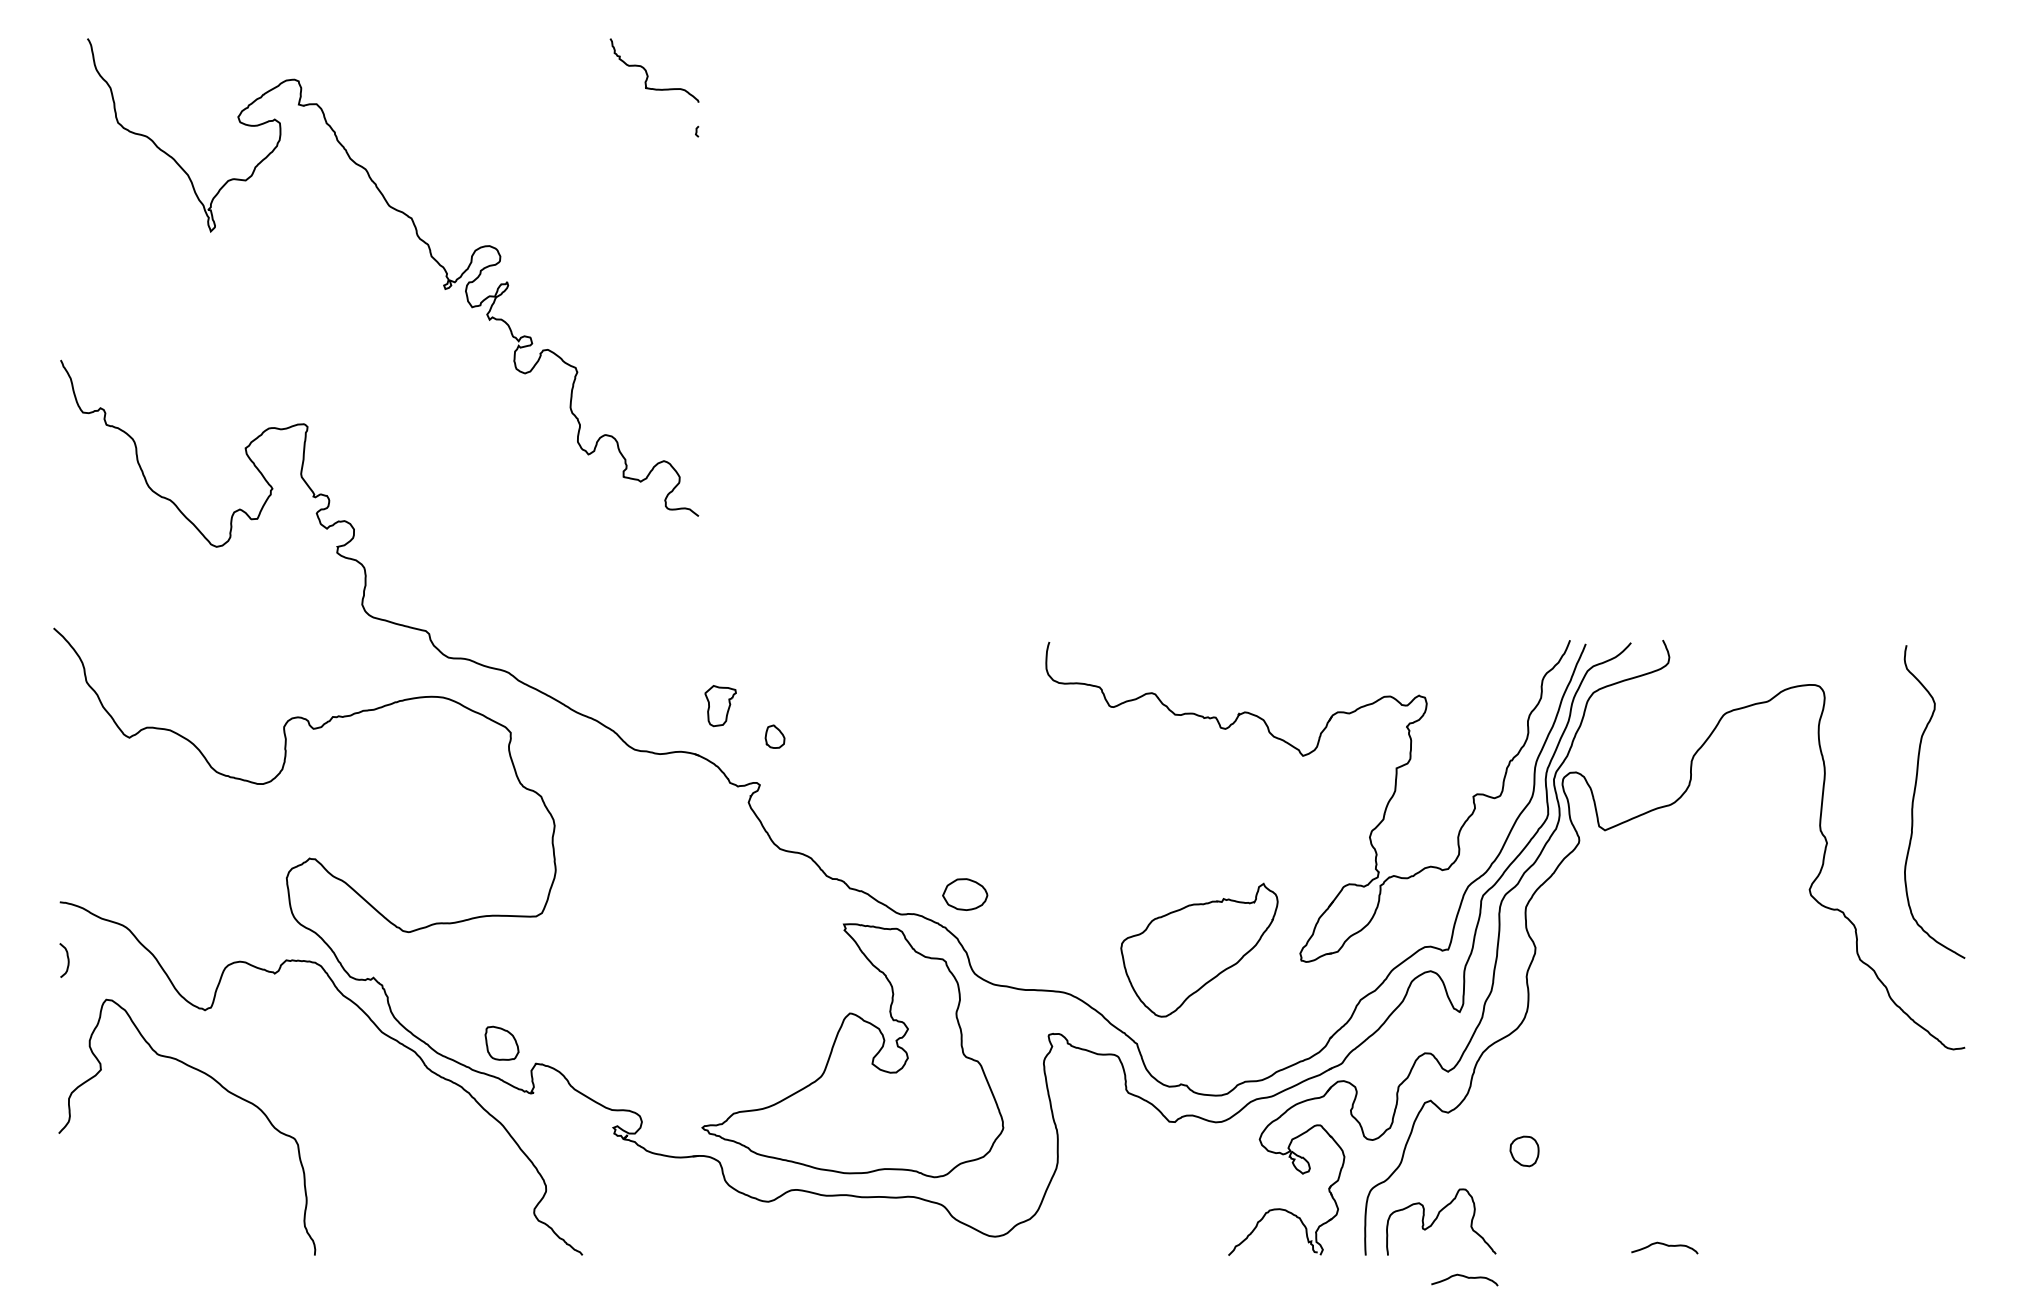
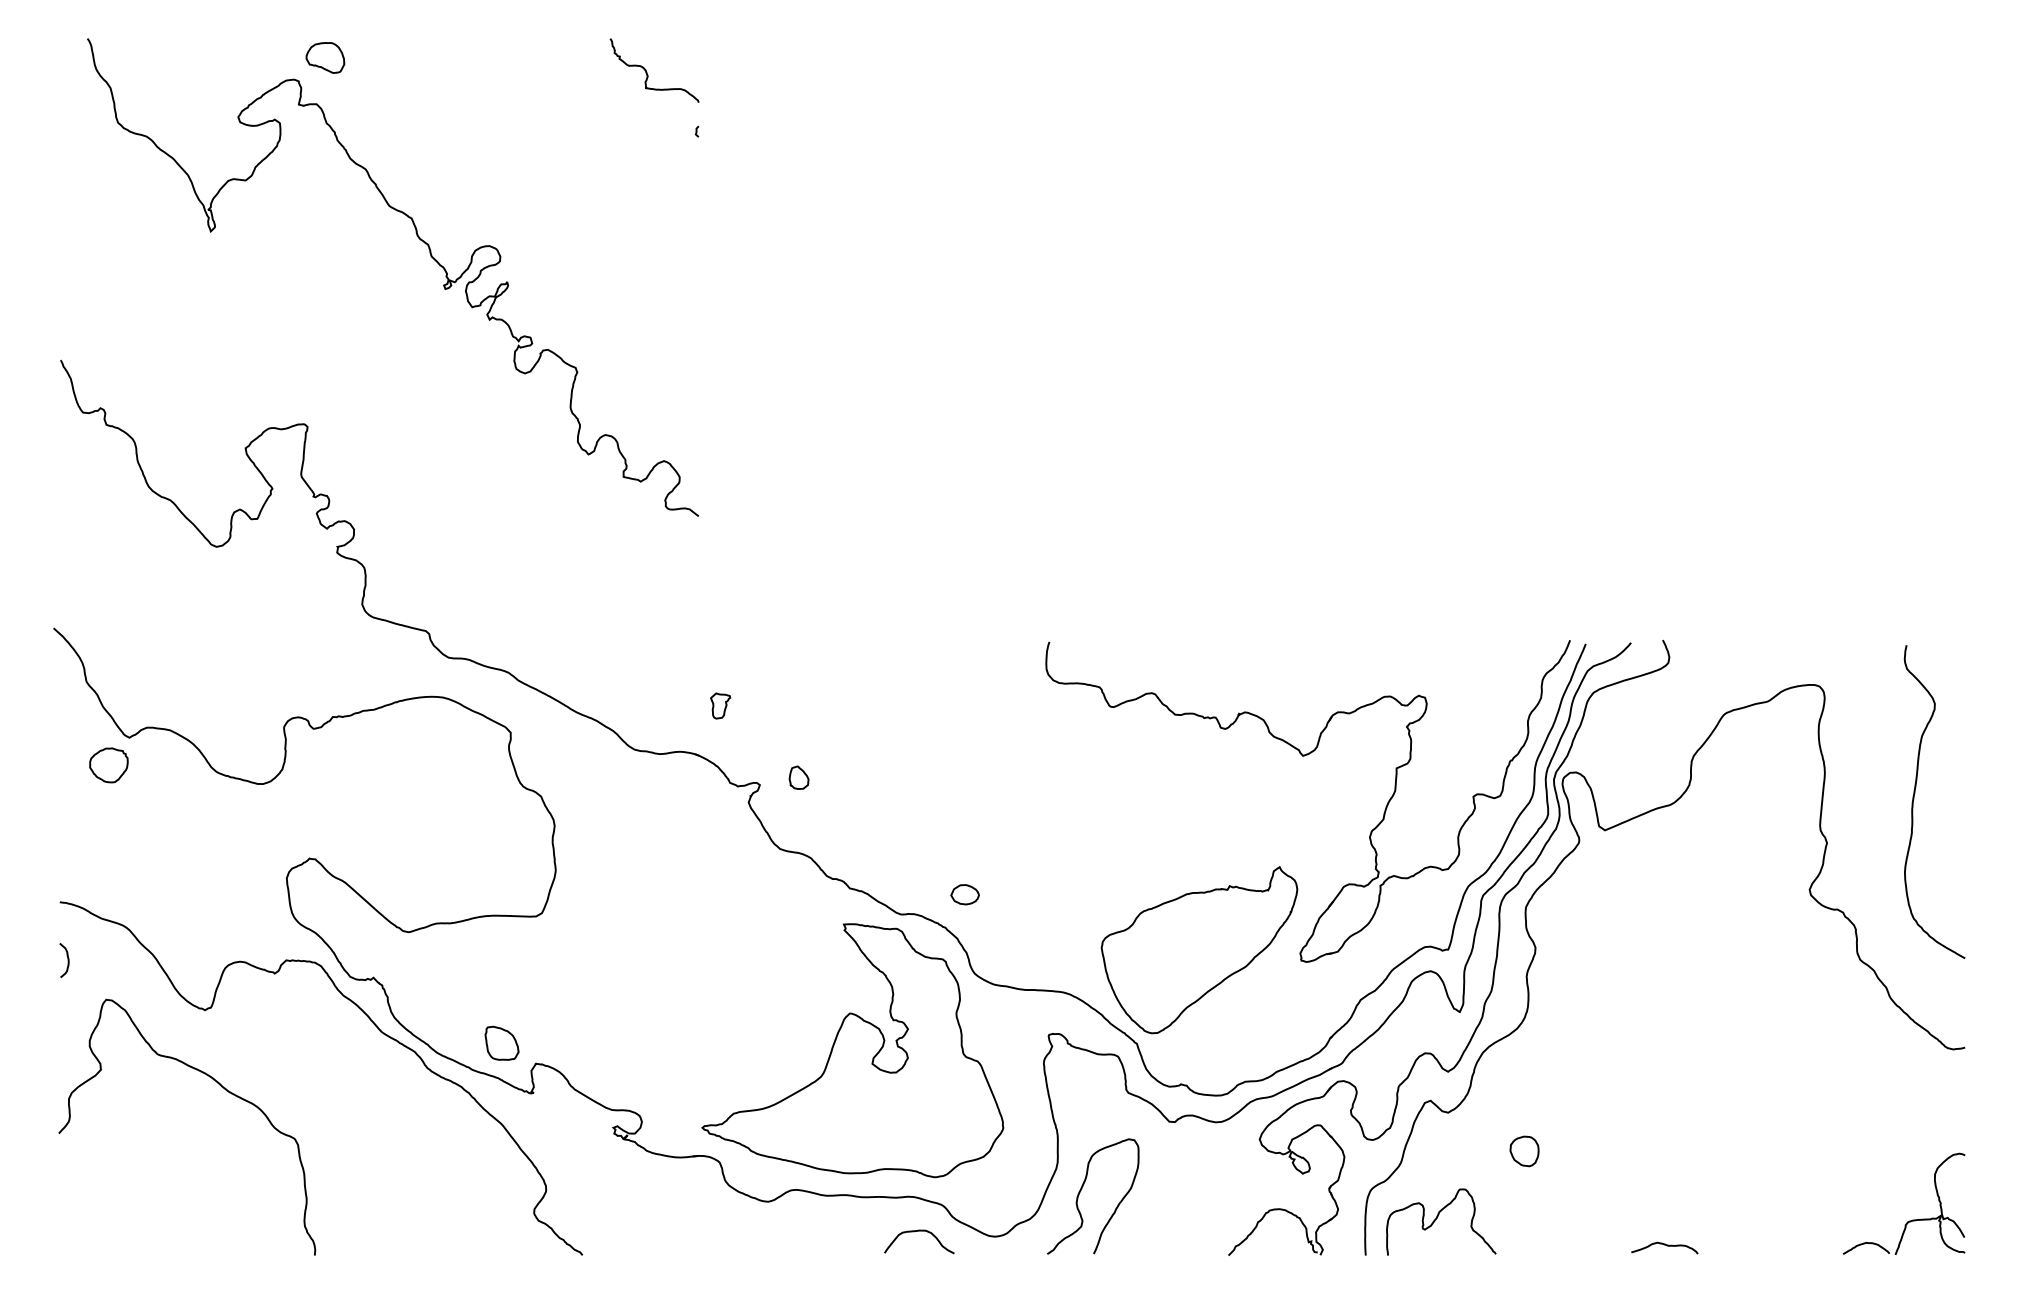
part: none -> present (325, 57)
part size: 33x43 px -> 21x28 px (720, 705)
part position: (774, 736) -> (798, 777) (798, 777)
part: none -> present (108, 765)
part size: 47x33 px -> 30x22 px (964, 894)
part size: 159x136 px -> 199x169 px (1199, 950)
curve: none -> present (1081, 1190)
part: none -> present (1909, 1220)
curve: none -> present (919, 1231)
curve: present -> none (1464, 1277)
